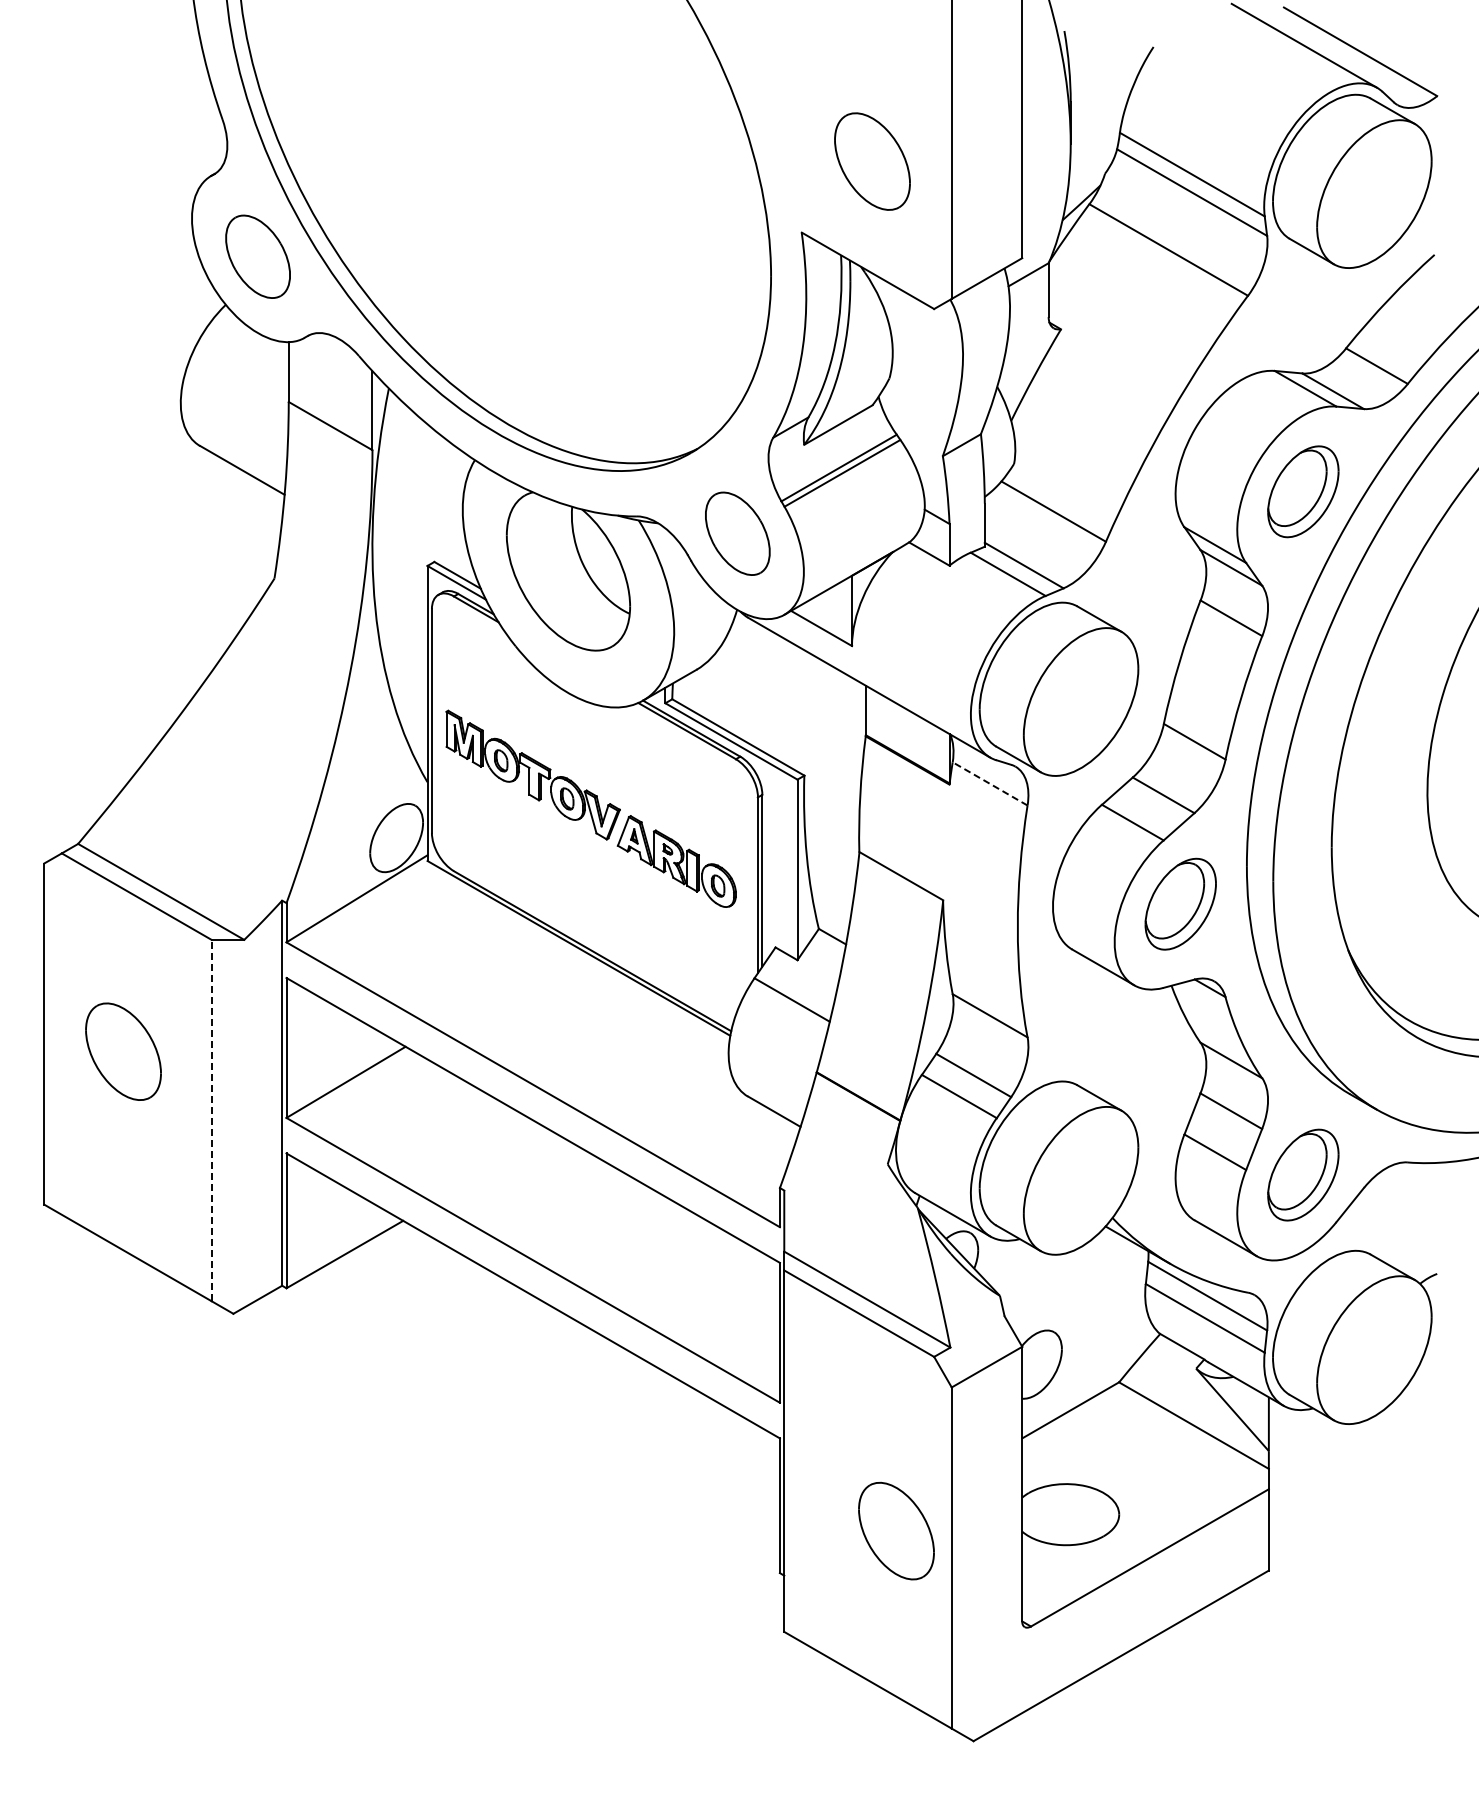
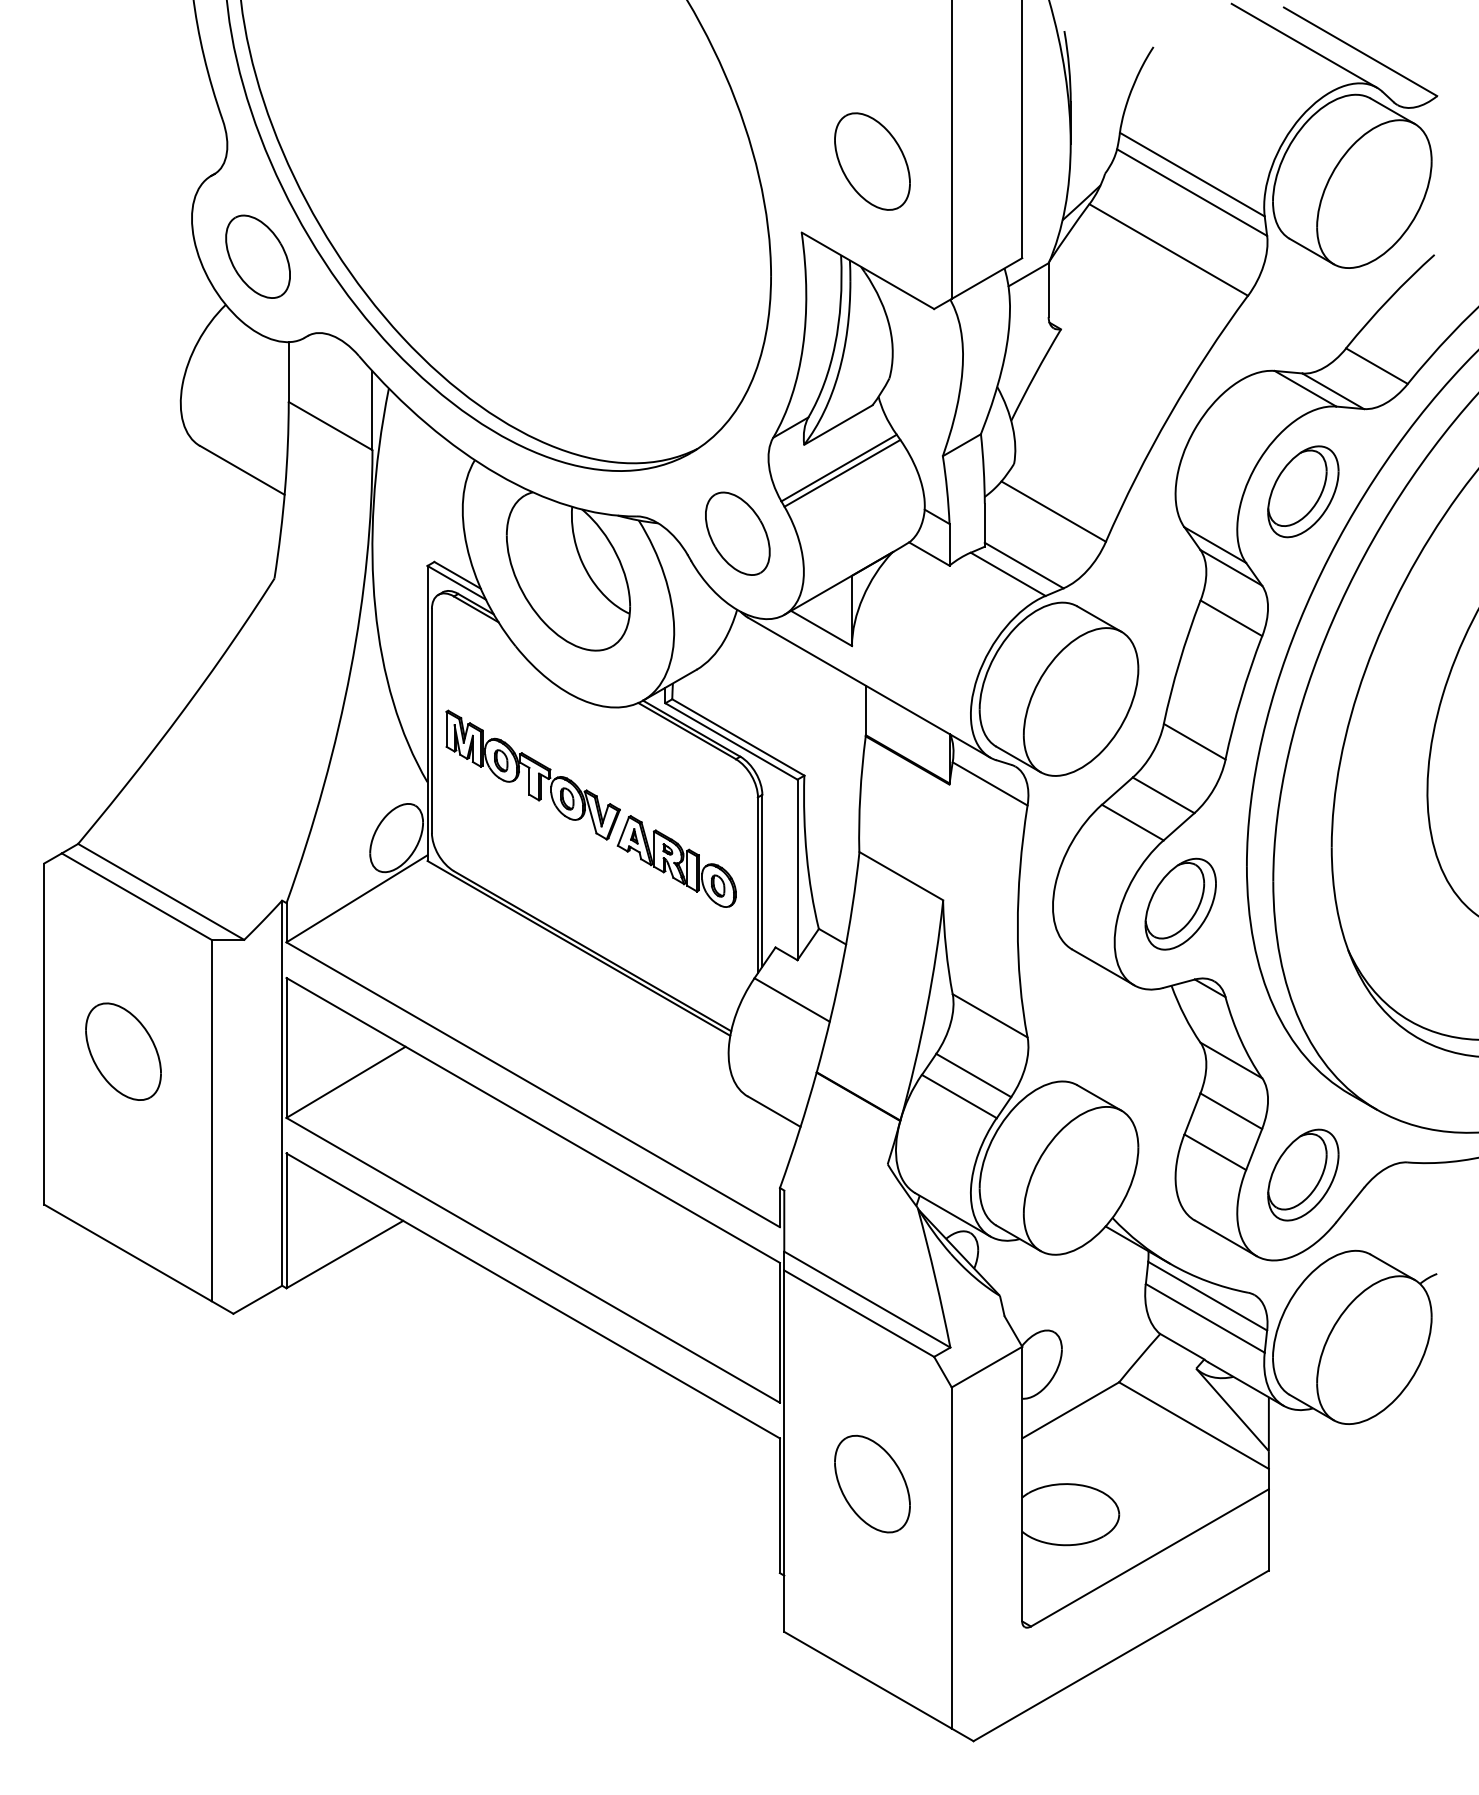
line: dashed -> solid (989, 783)
line: dashed -> solid (211, 1120)
part position: (896, 1530) -> (872, 1483) (872, 1483)
